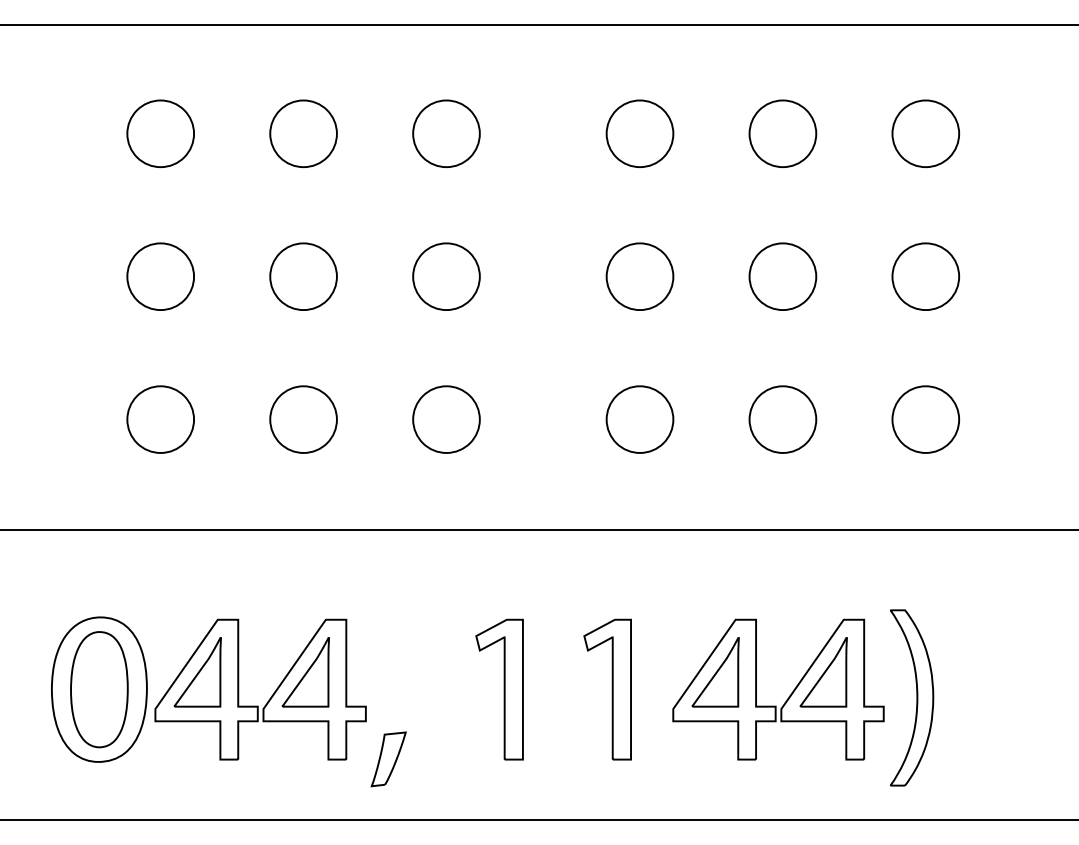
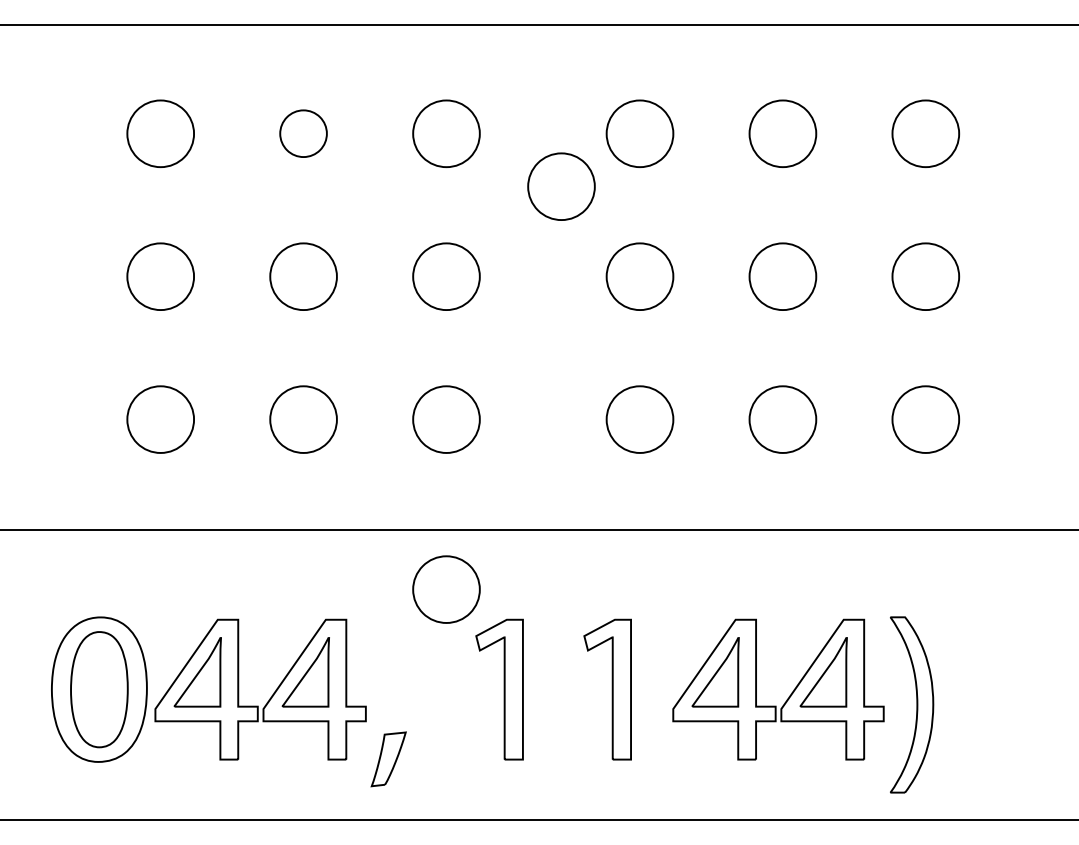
part size: 69x69 px -> 49x49 px (303, 133)
part: none -> present (561, 186)
part: none -> present (446, 589)
part position: (912, 697) -> (912, 704) (912, 704)
